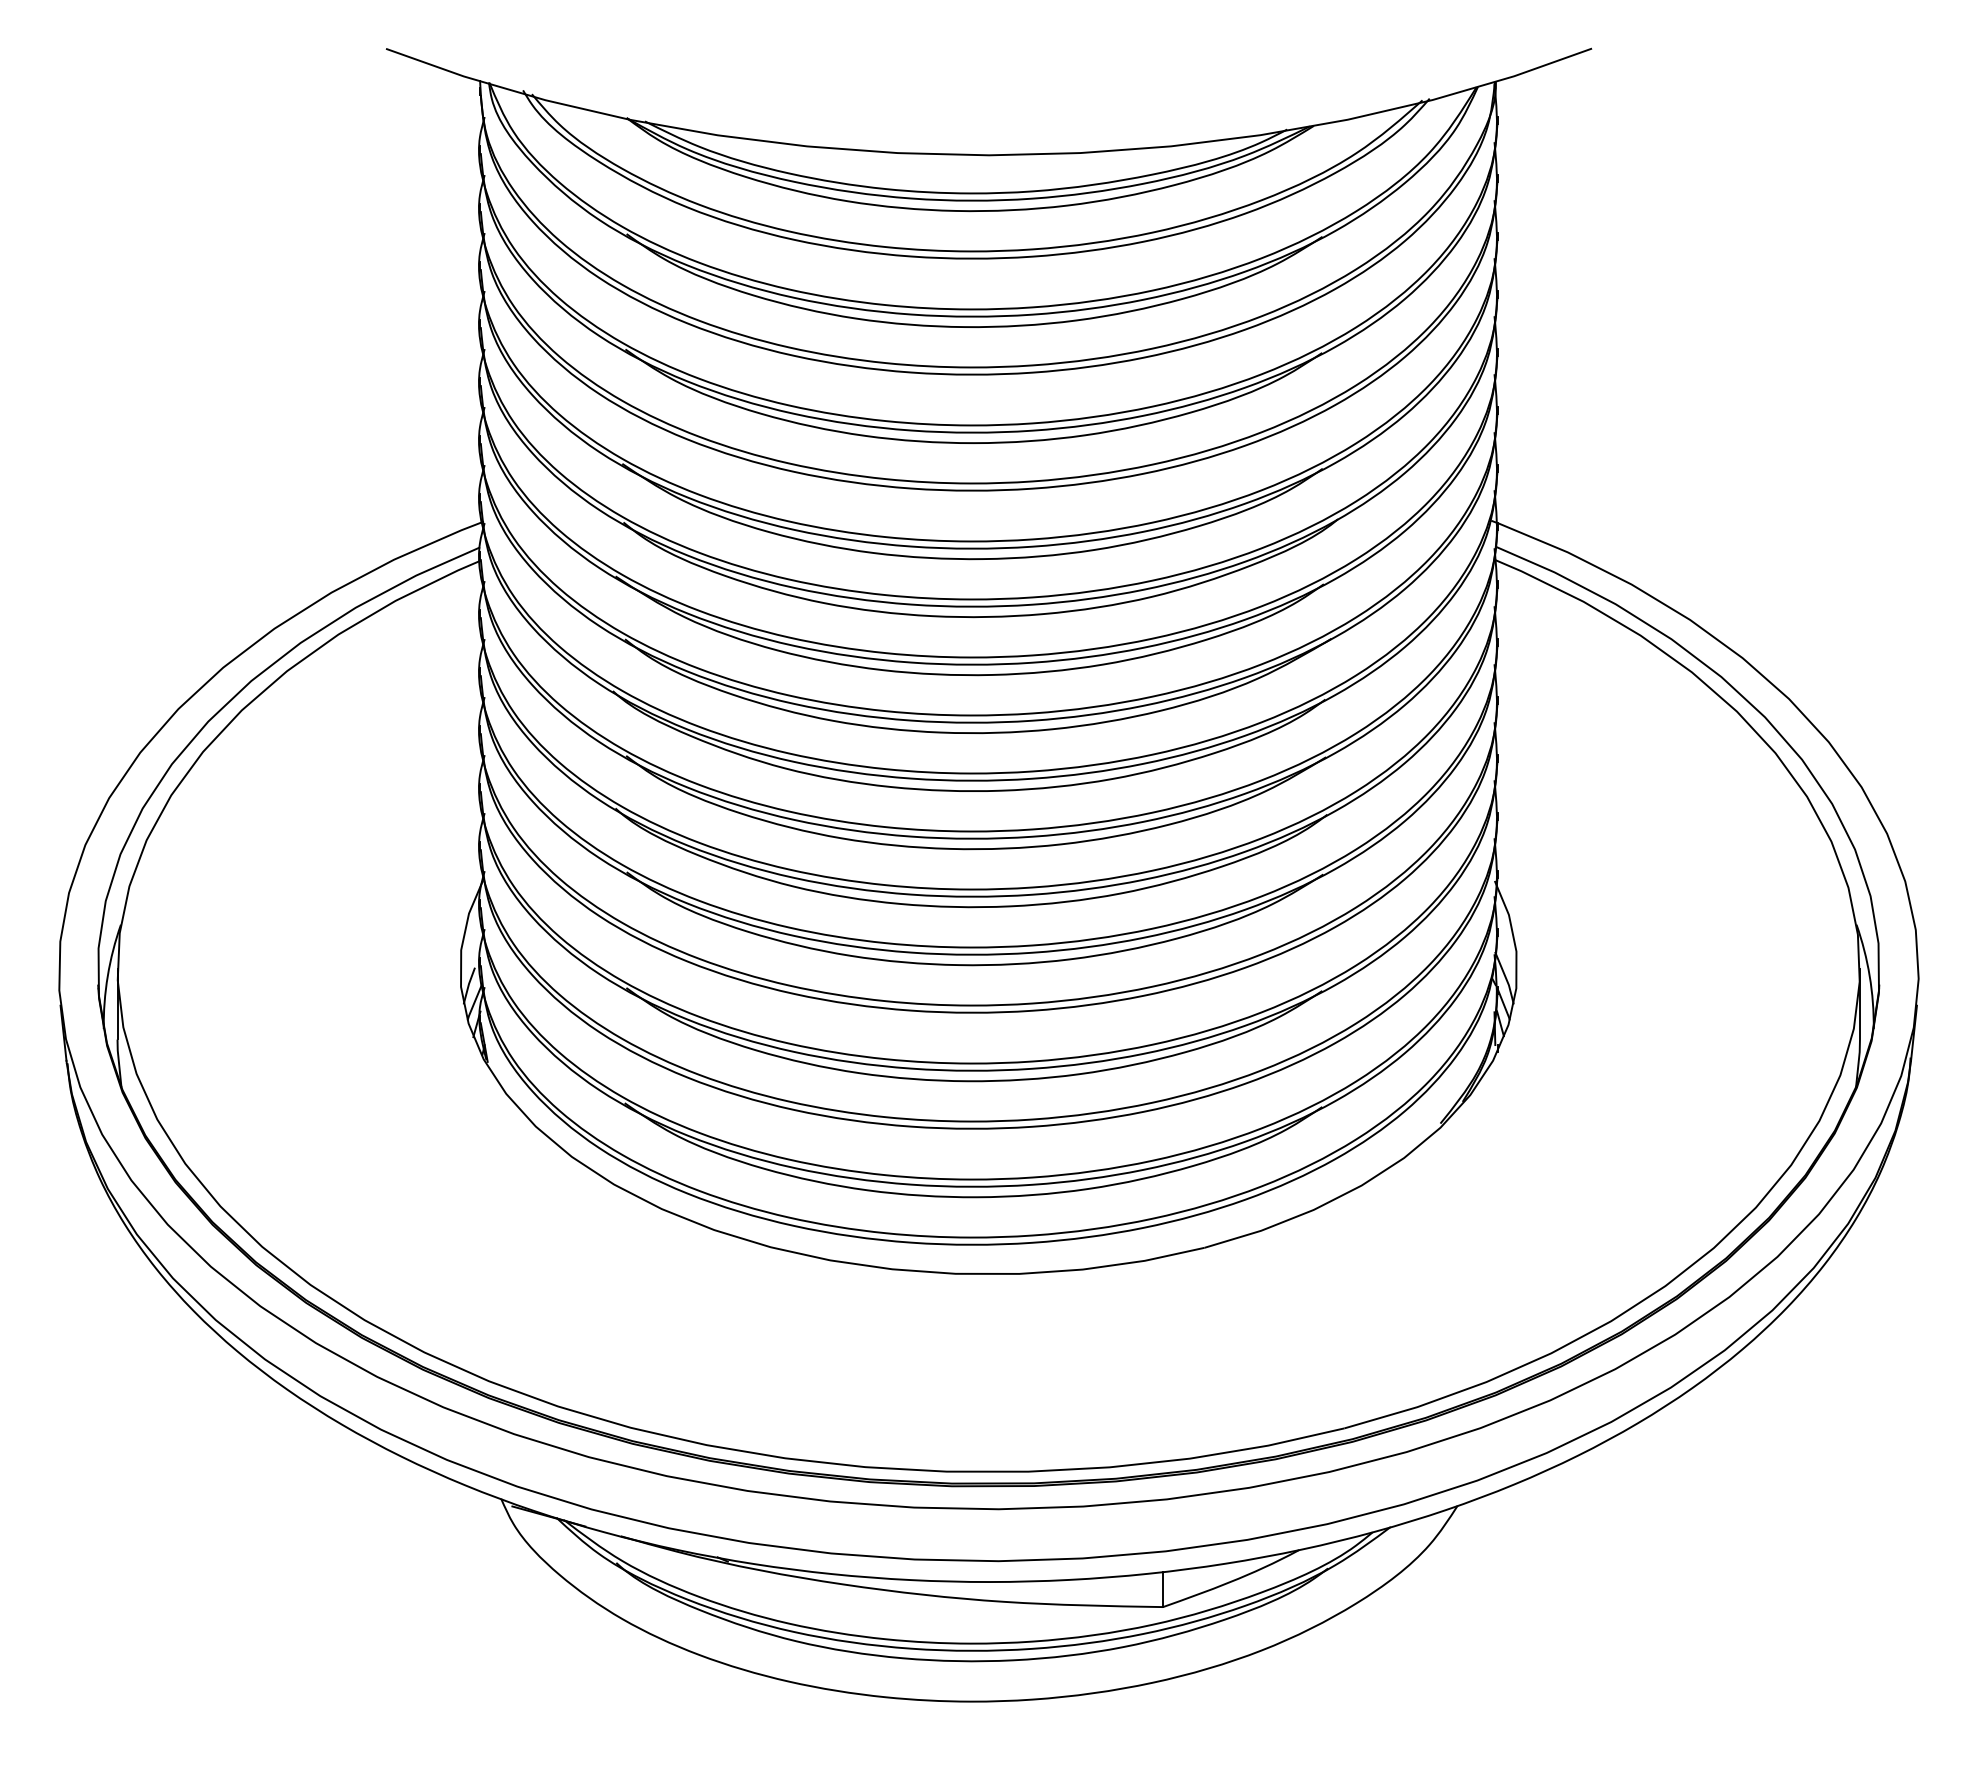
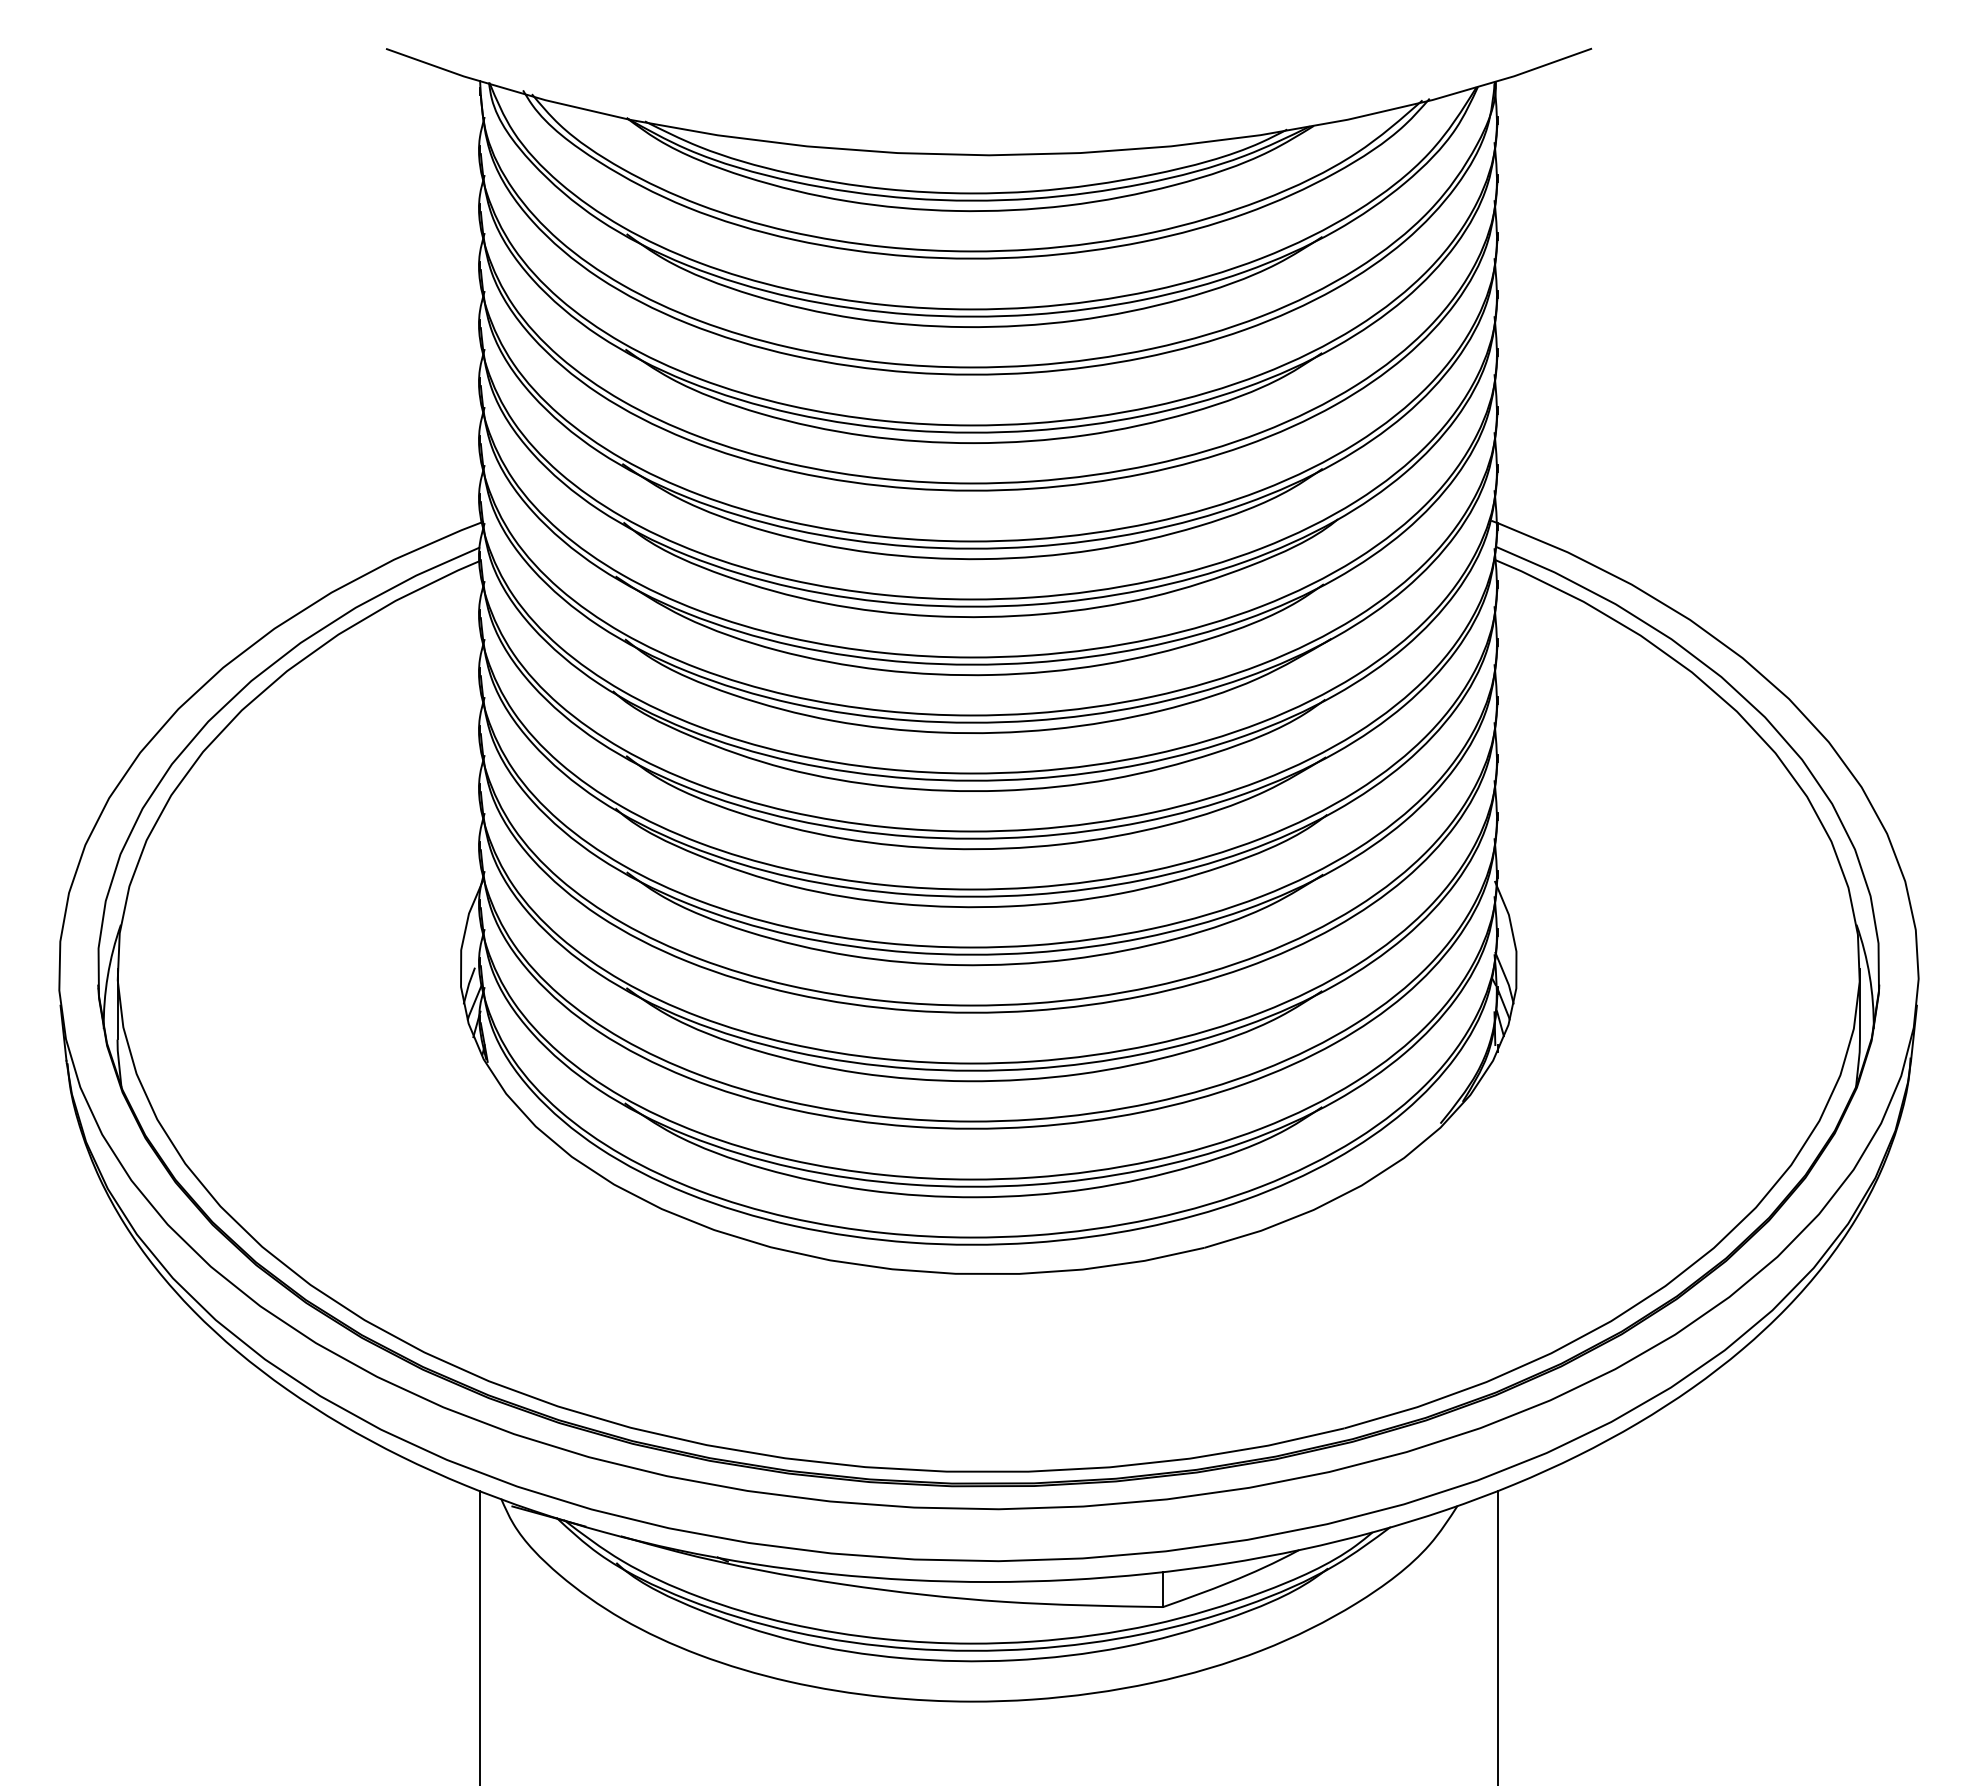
line: none -> present (479, 1636)
line: none -> present (1497, 1636)
